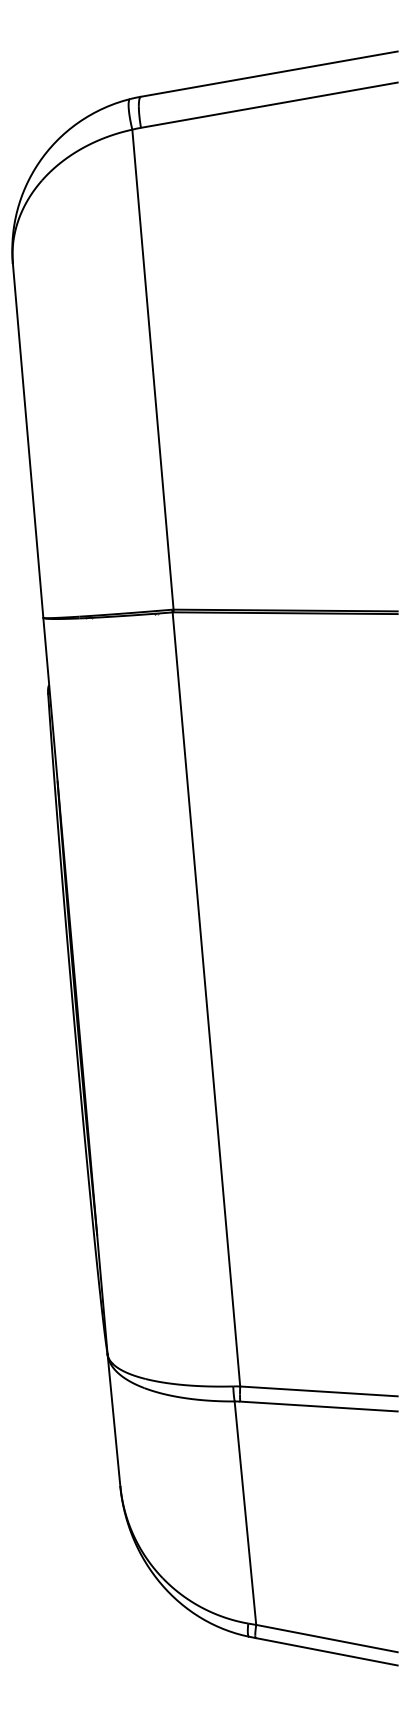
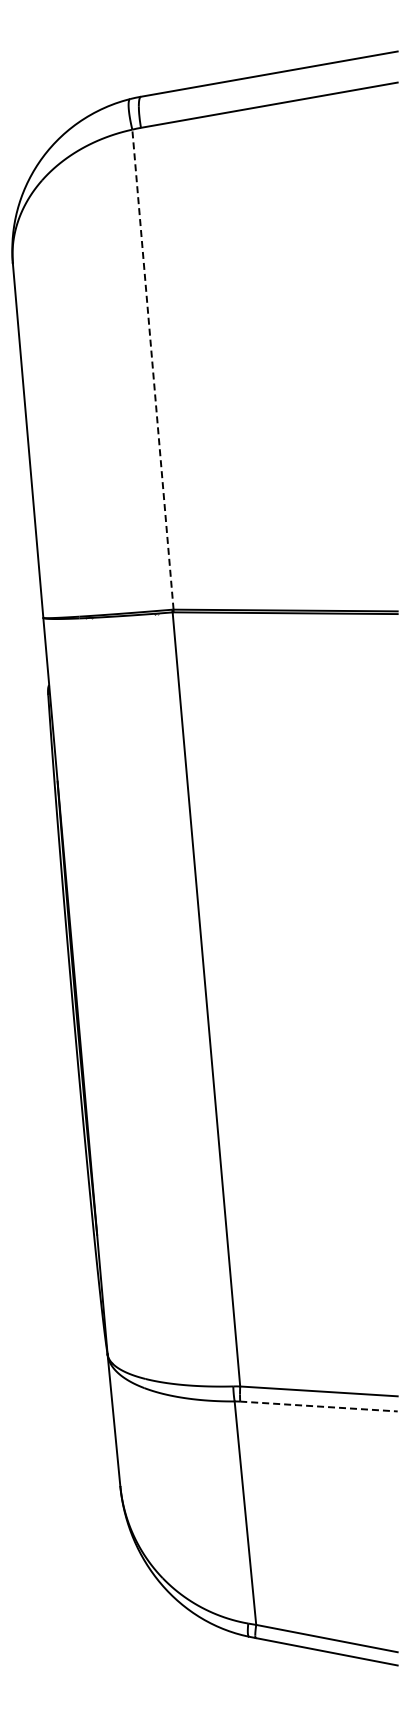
line: solid -> dashed (152, 369)
line: solid -> dashed (318, 1406)
